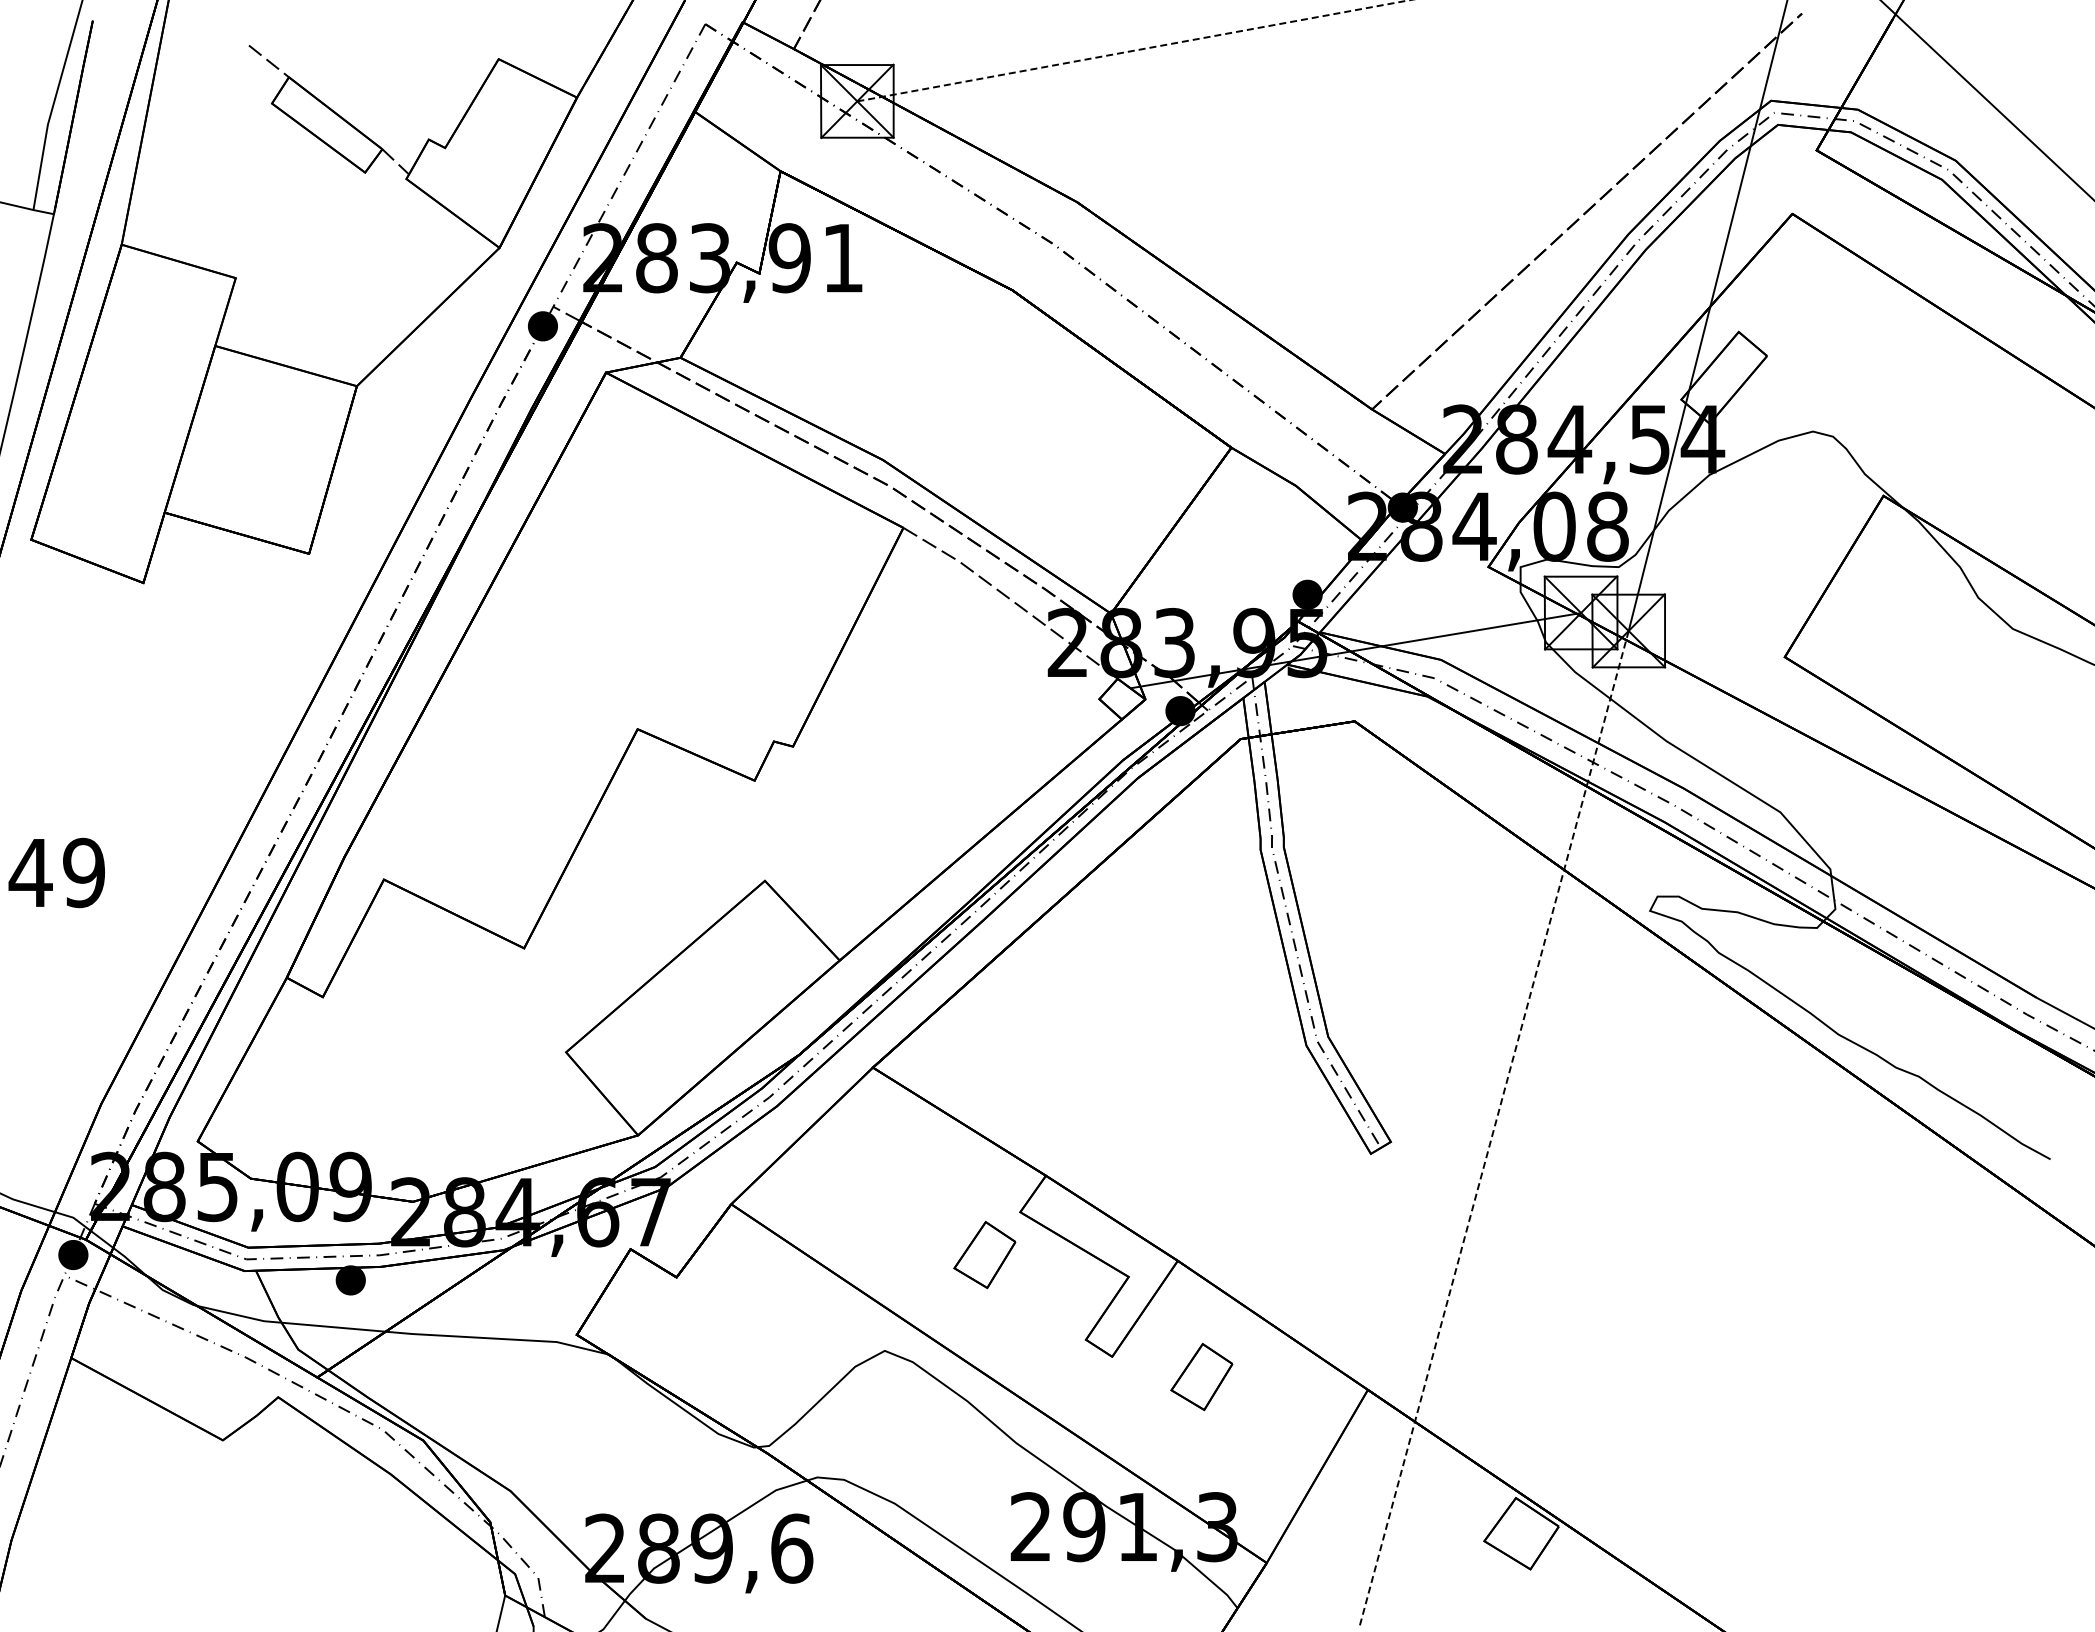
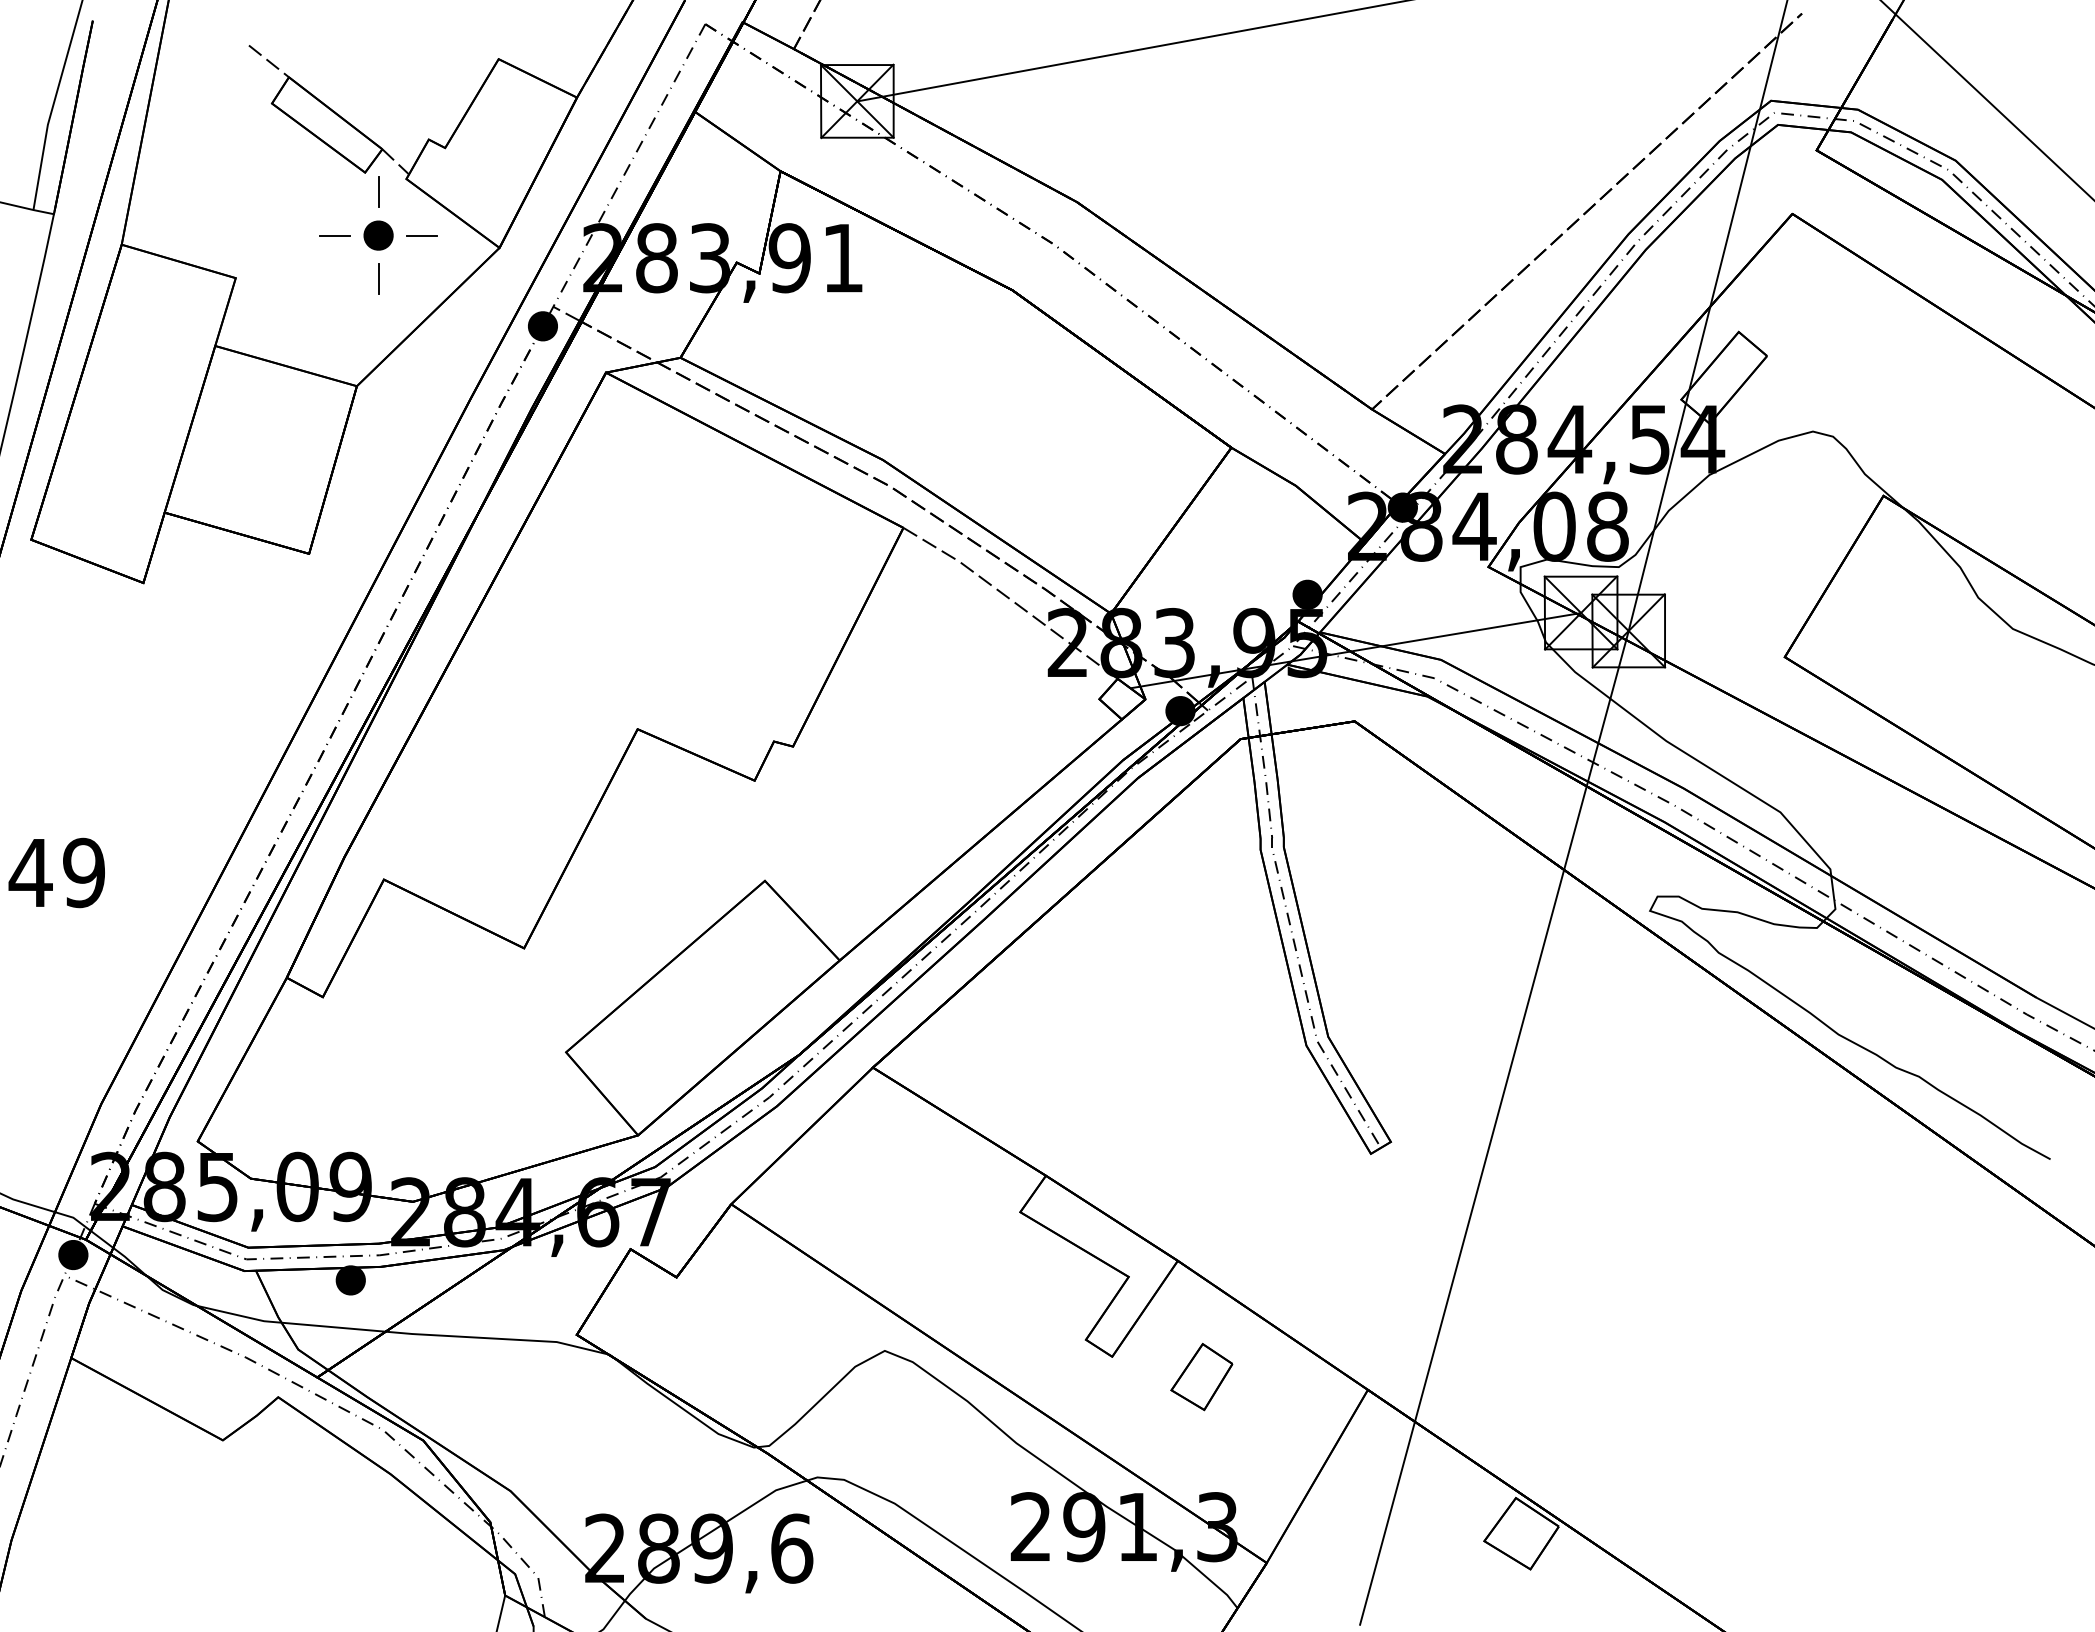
line: dashed -> solid (1134, 50)
part: none -> present (378, 235)
line: dashed -> solid (1494, 1128)
part: present -> none (984, 1254)
